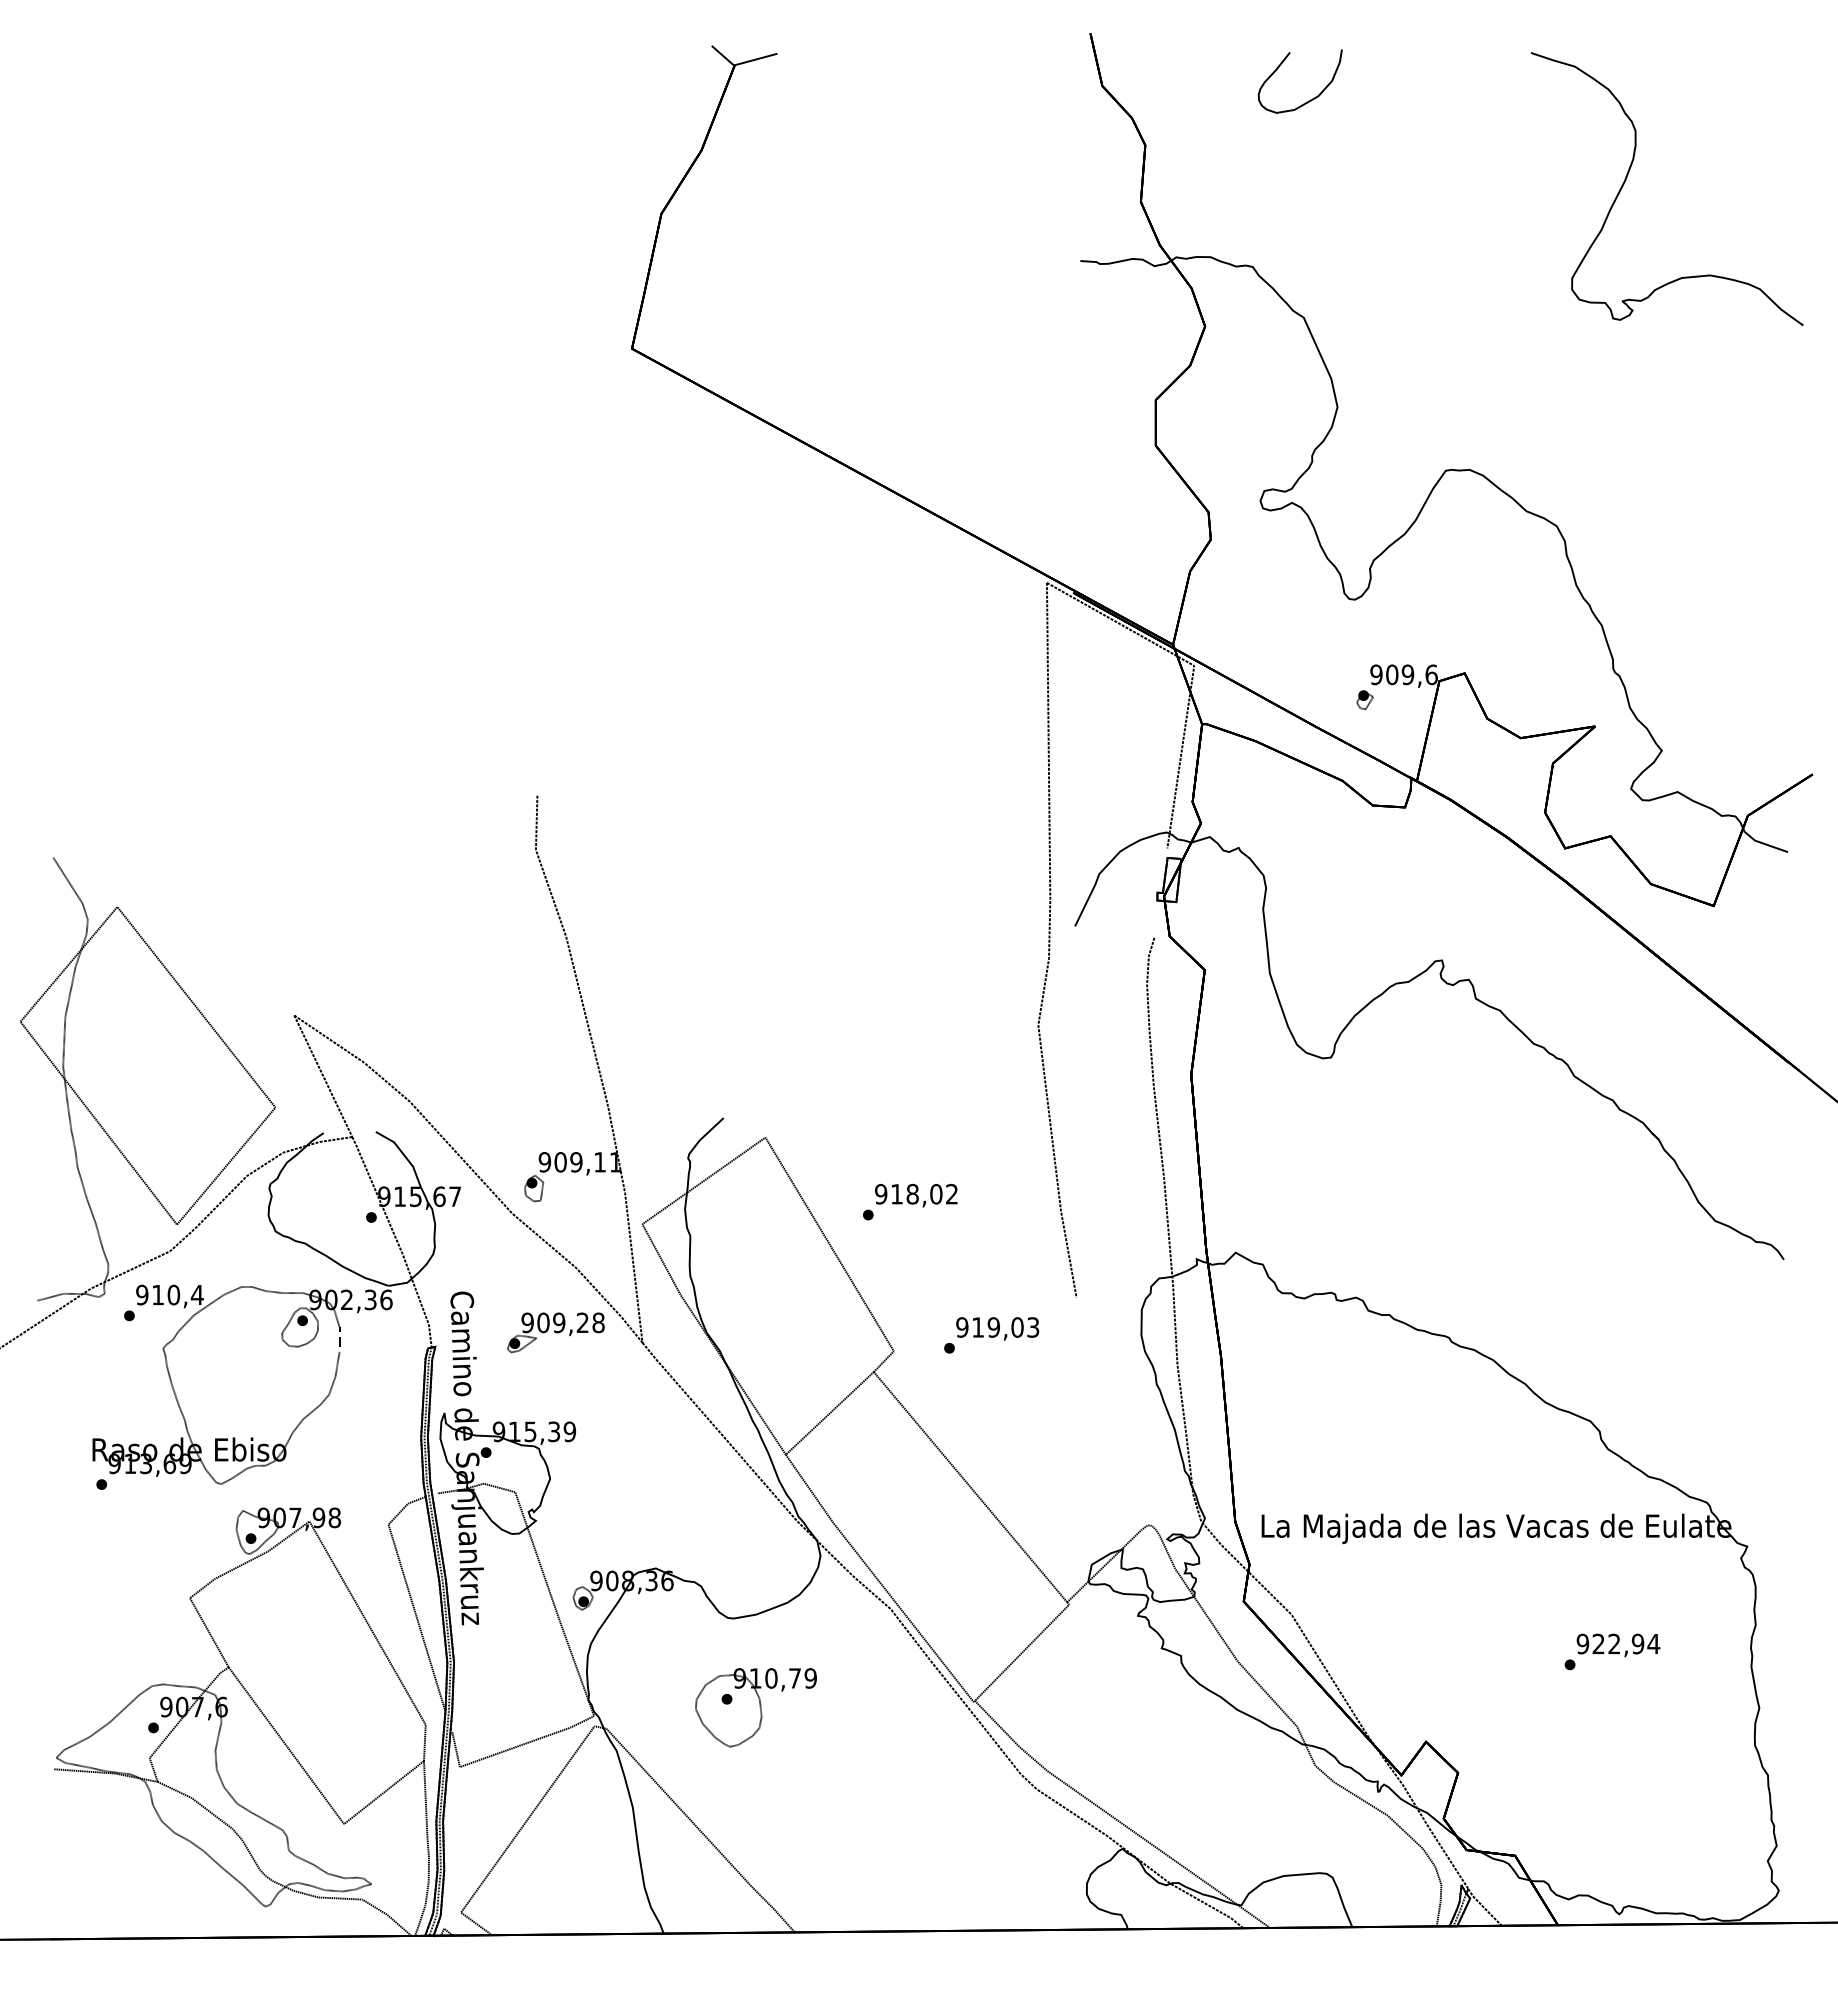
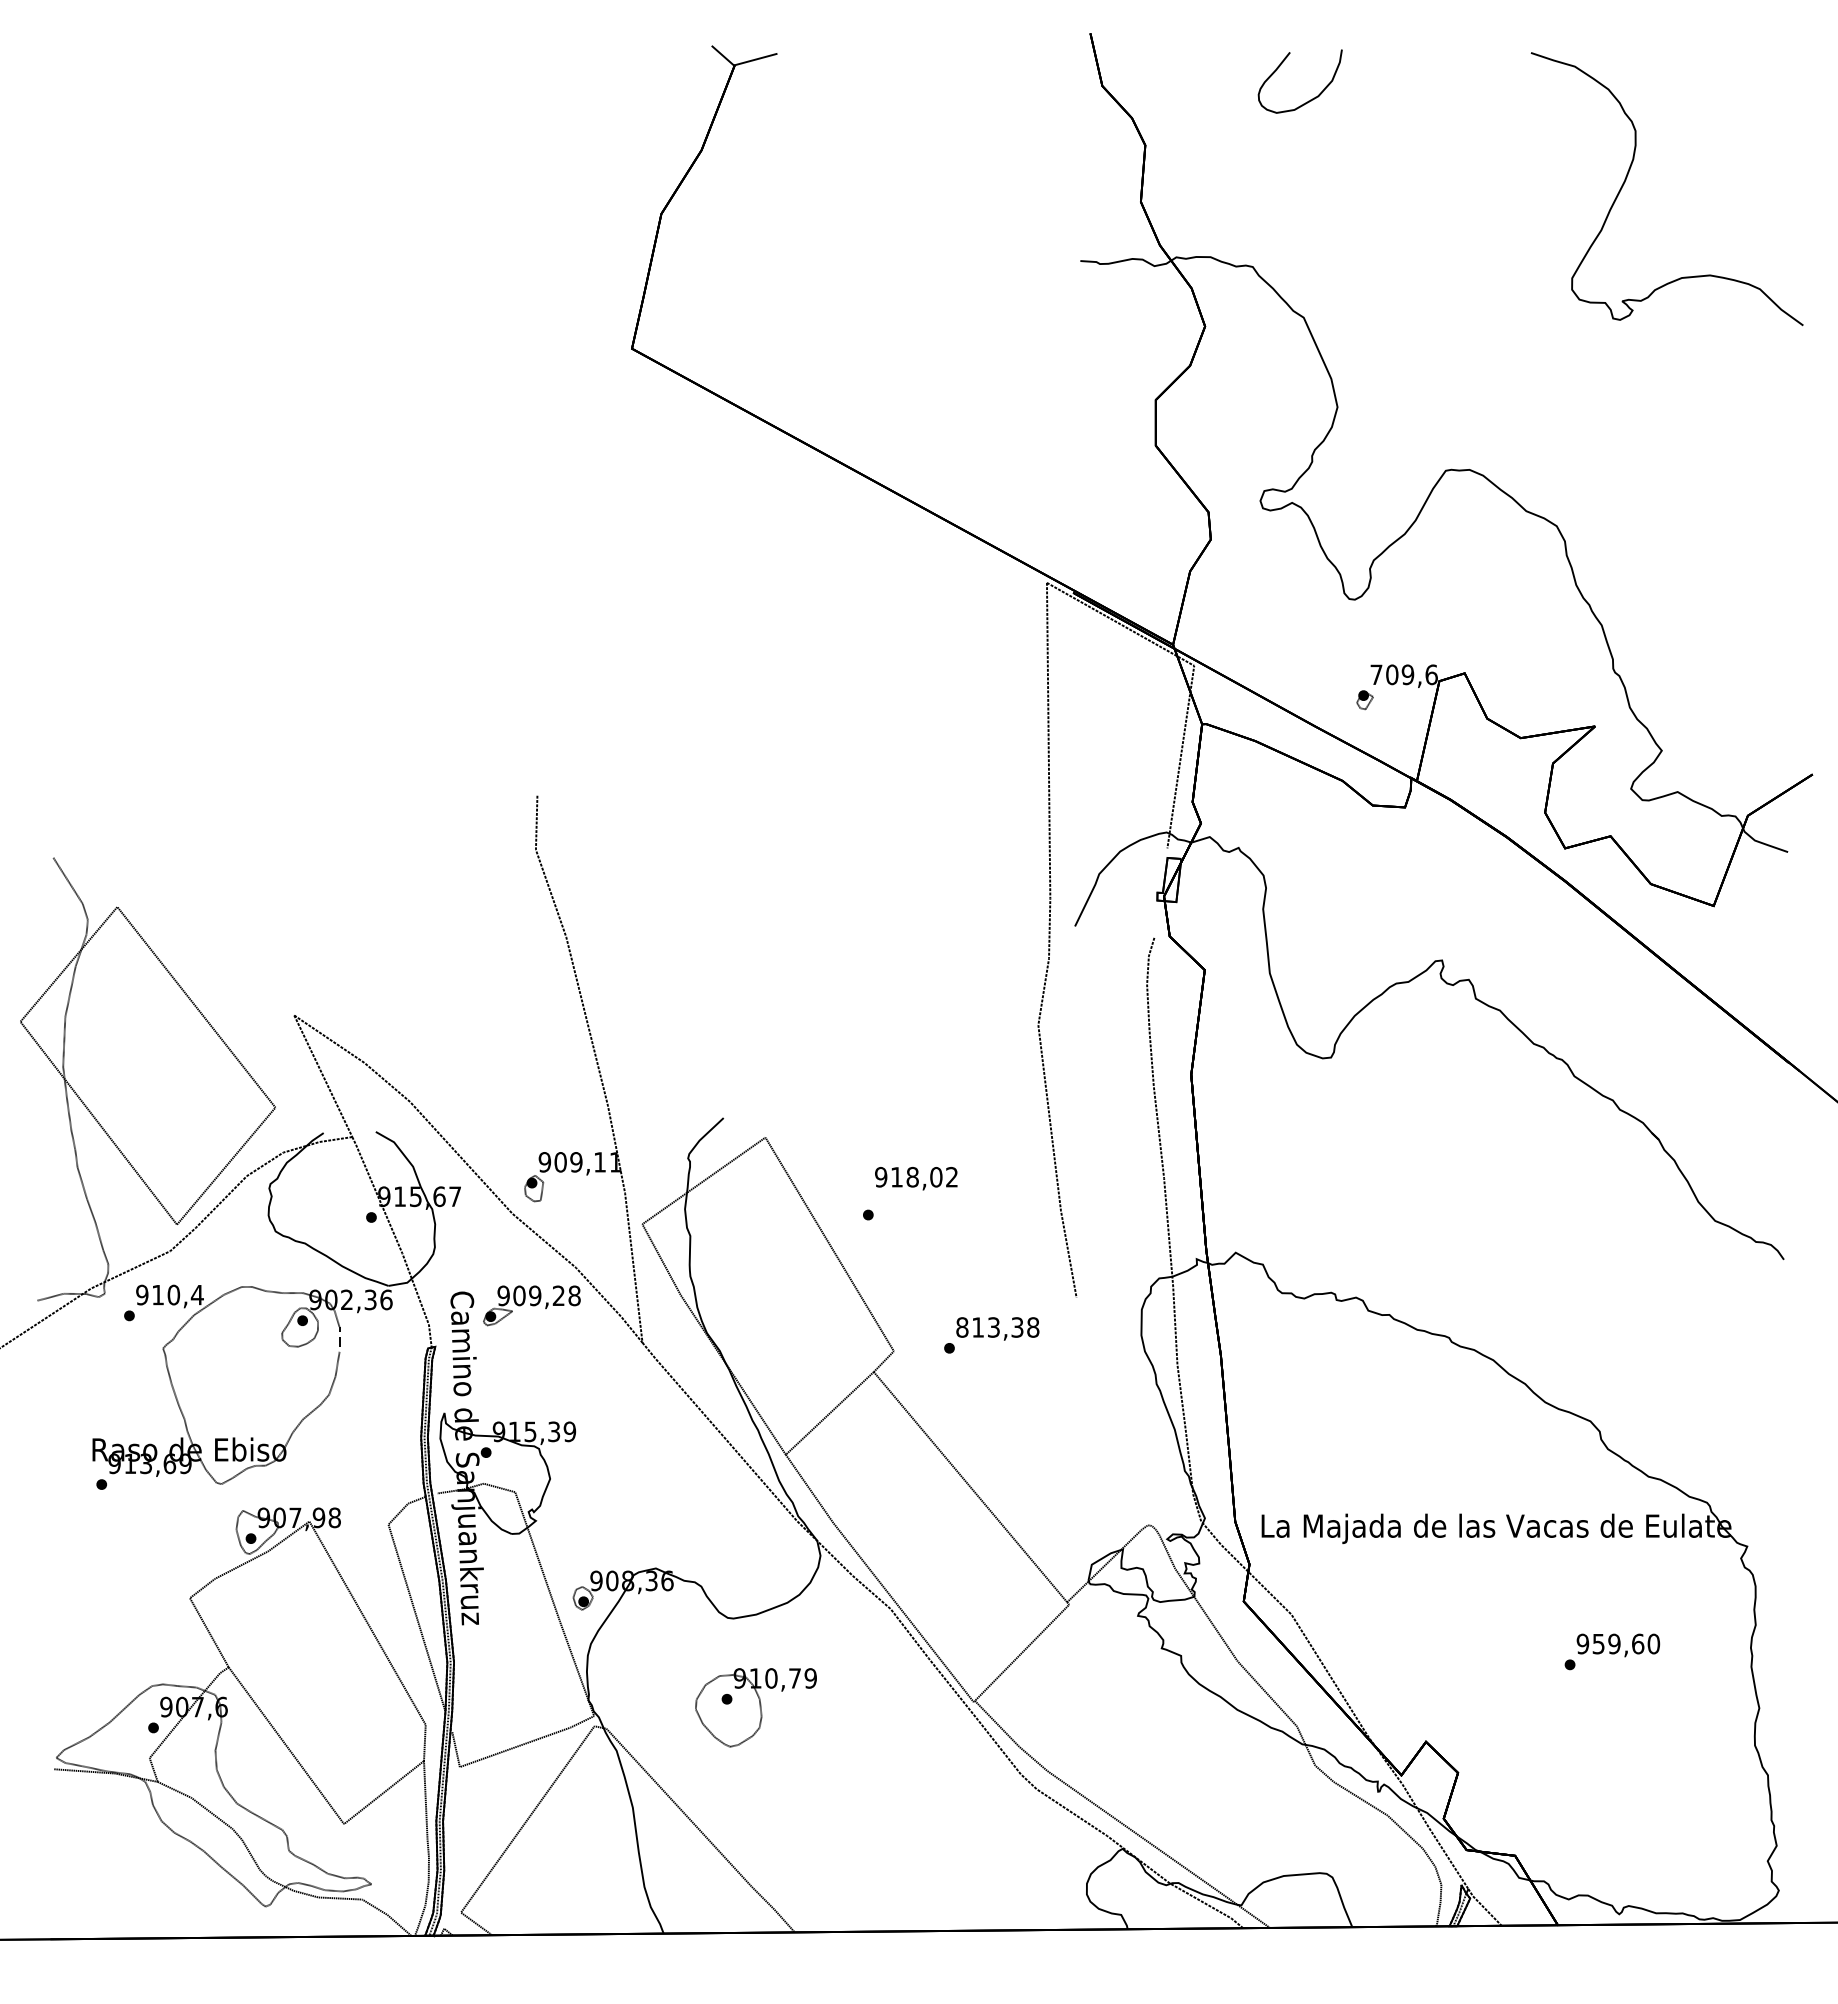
text: 909,6 -> 709,6 (1376, 674)
text position: (916, 1195) -> (916, 1178) (916, 1178)
text: 919,03 -> 813,38 (997, 1327)
part position: (555, 1332) -> (531, 1305) (531, 1305)
text: 922,94 -> 959,60 (1626, 1643)
